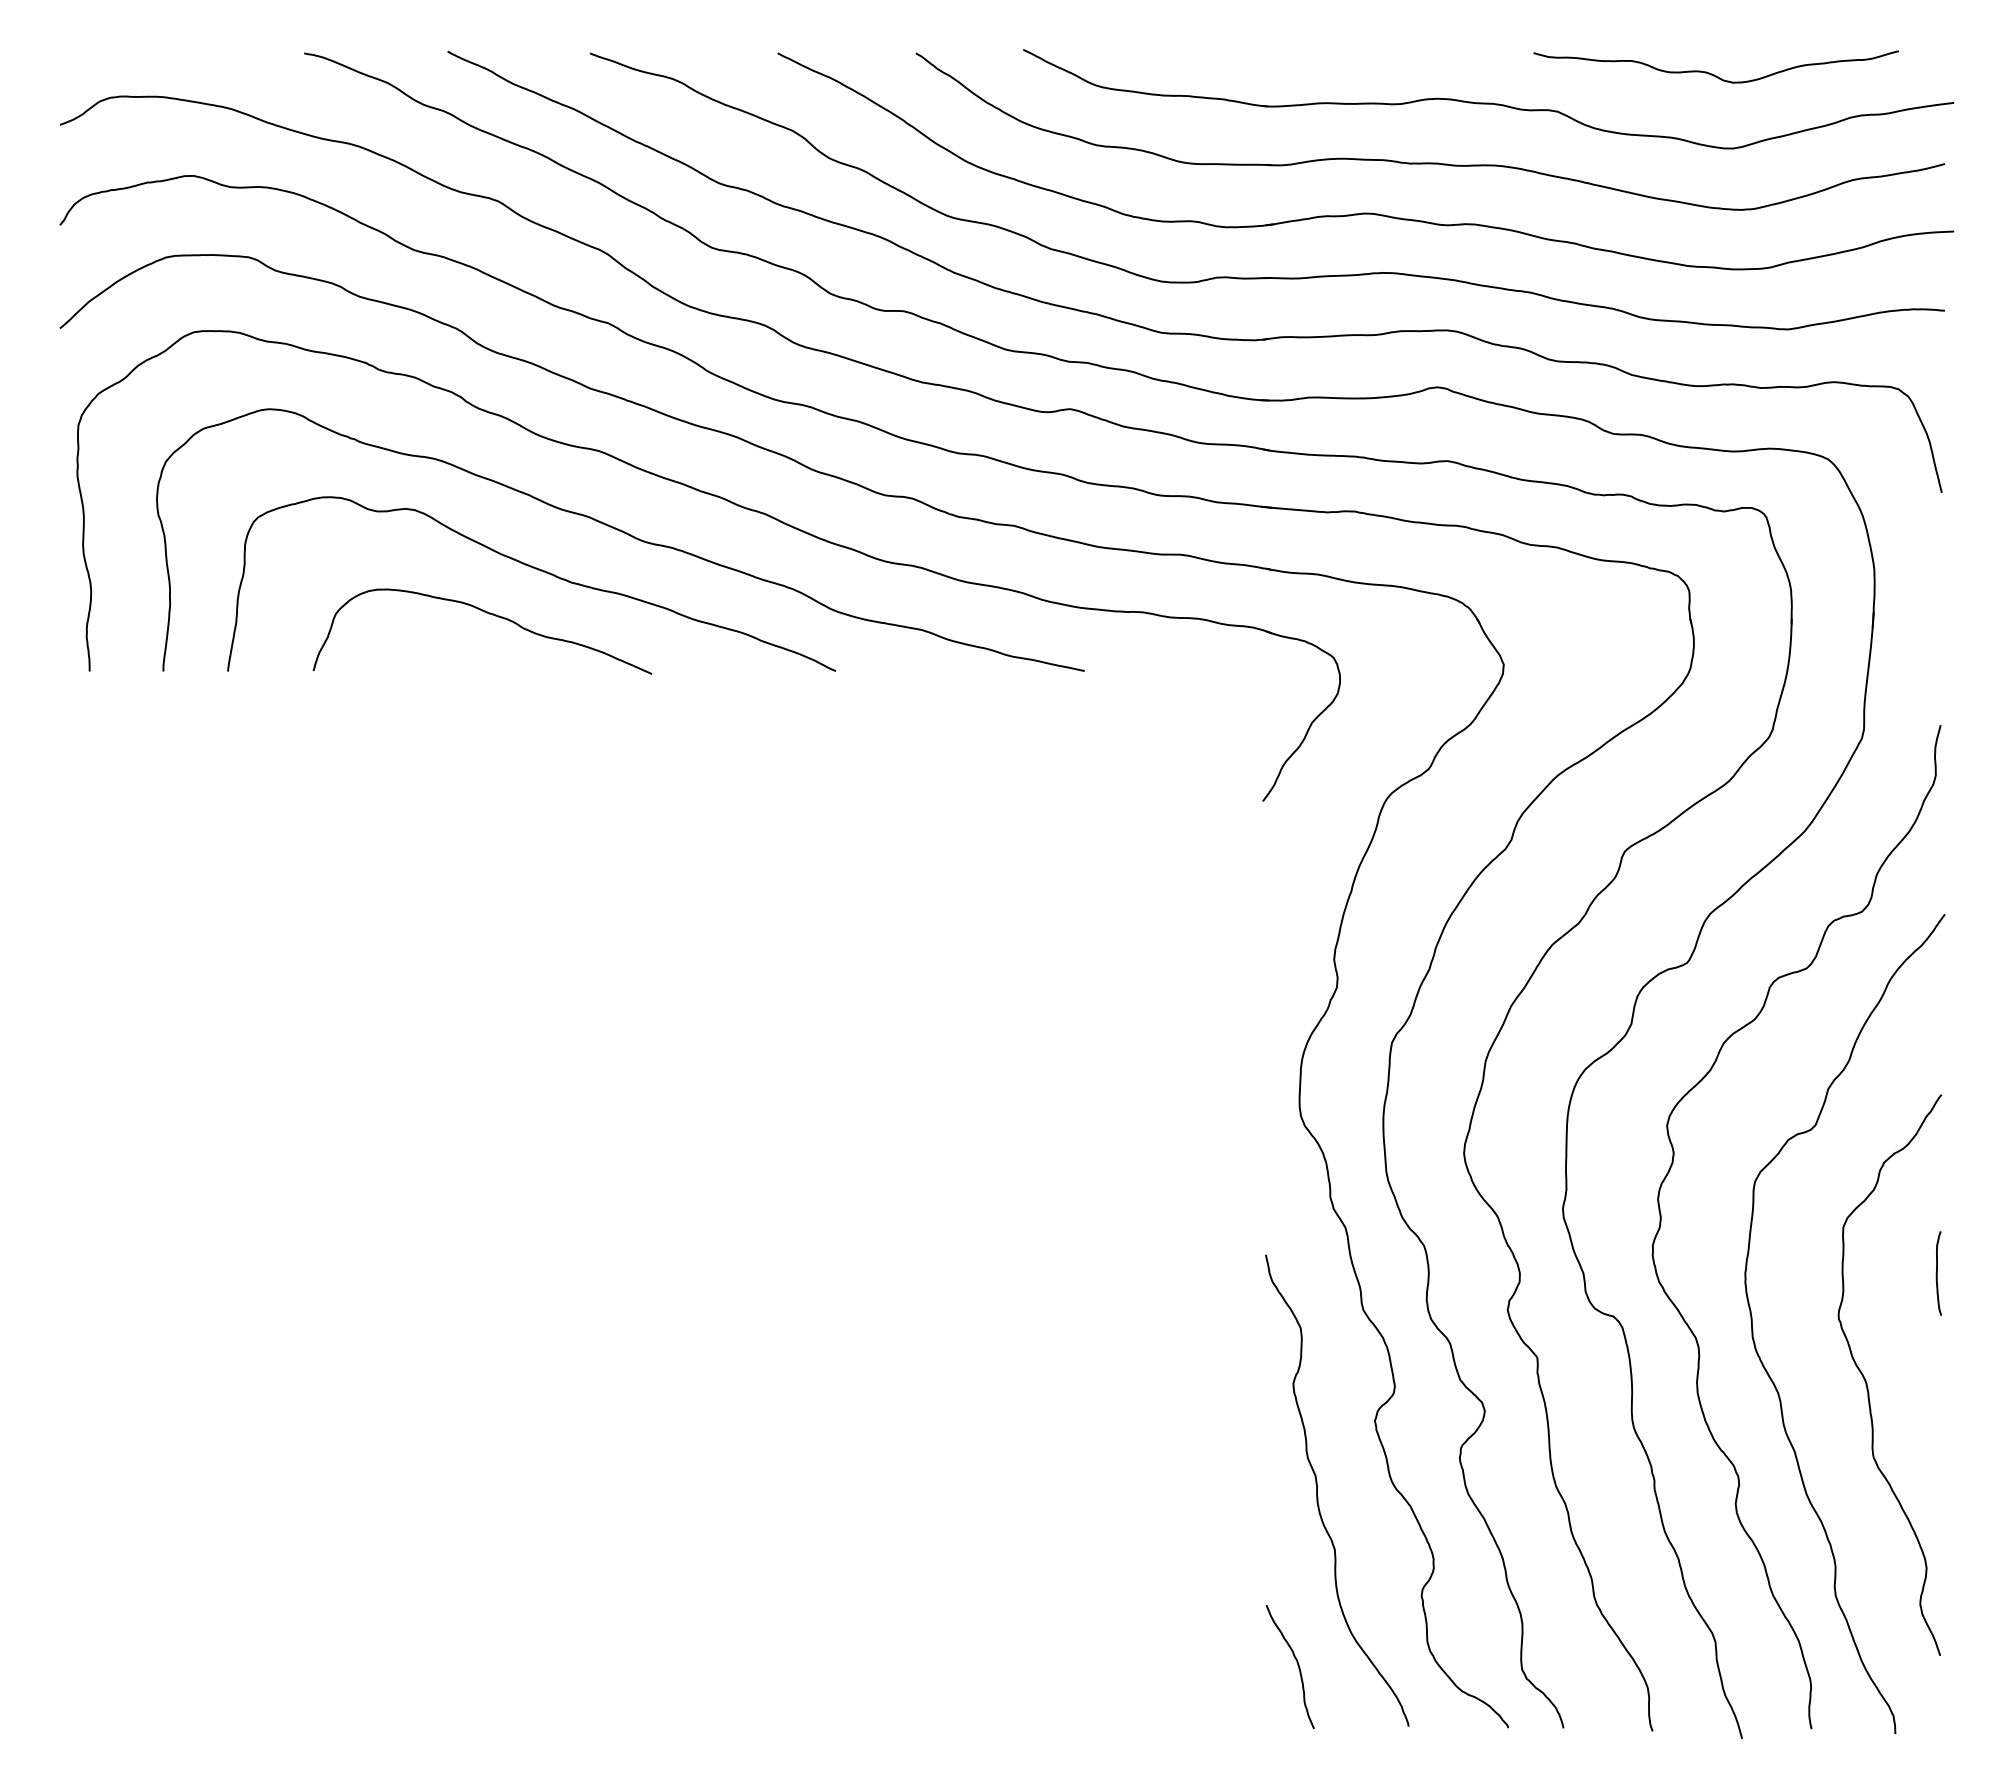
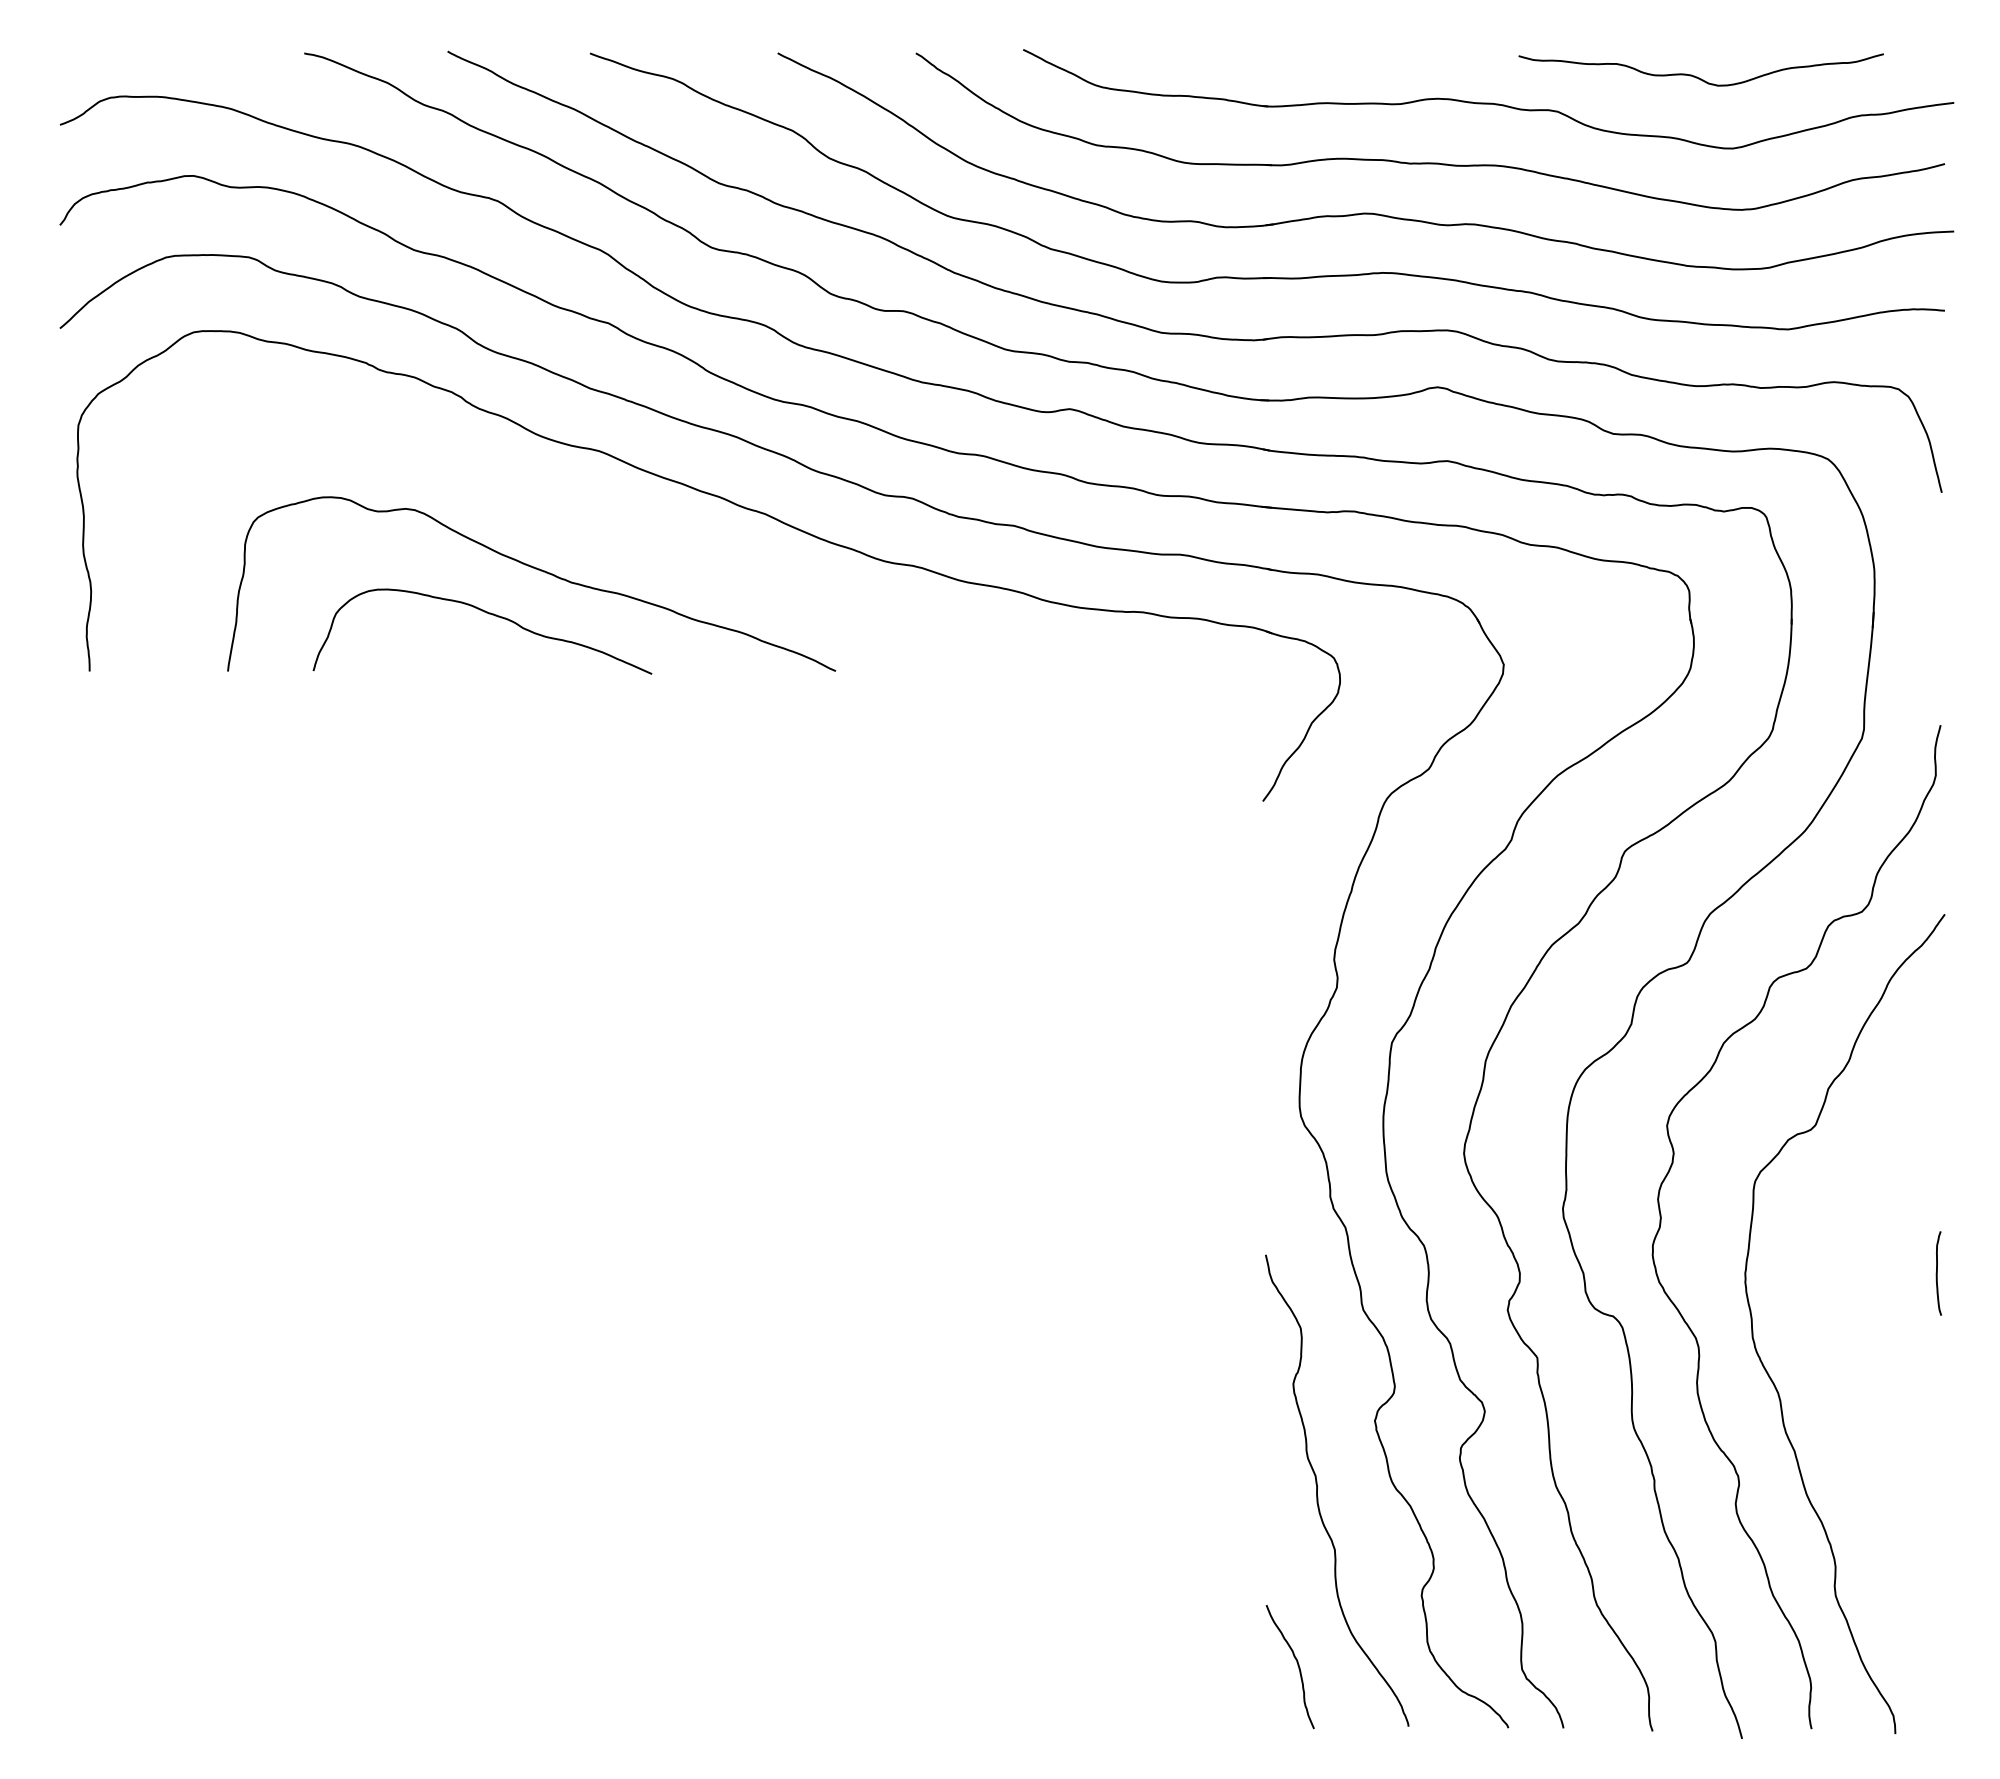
curve position: (1712, 73) -> (1697, 76) (1697, 76)
curve: present -> none (621, 532)
curve: present -> none (1866, 1380)
